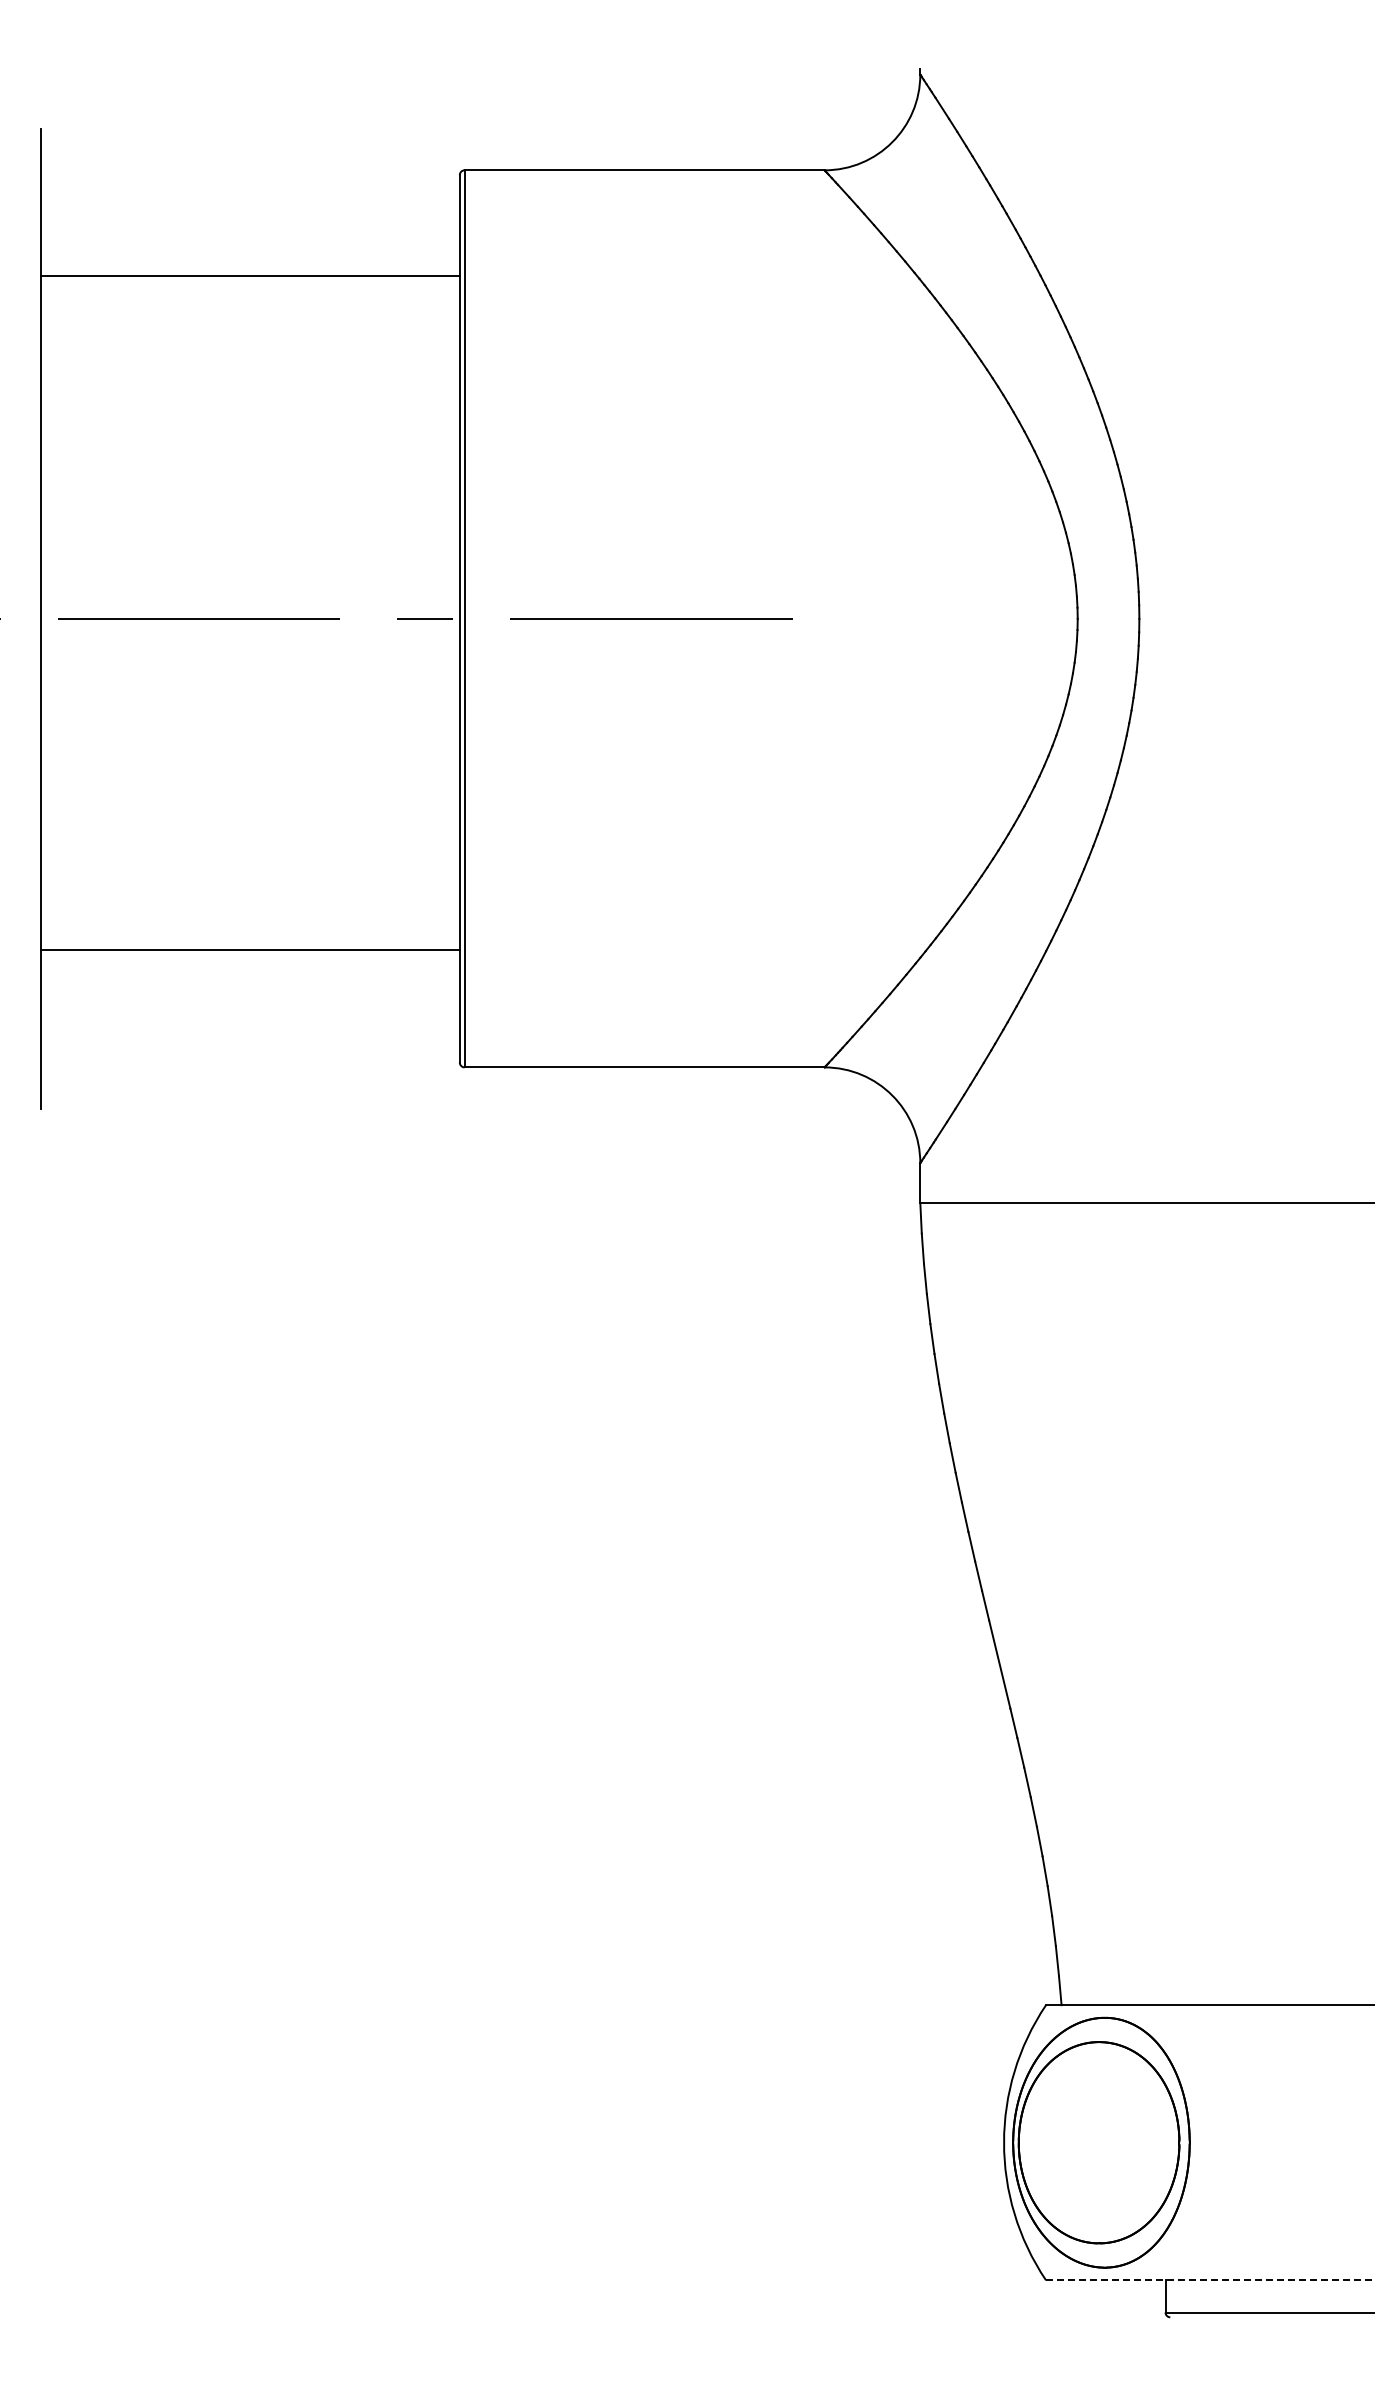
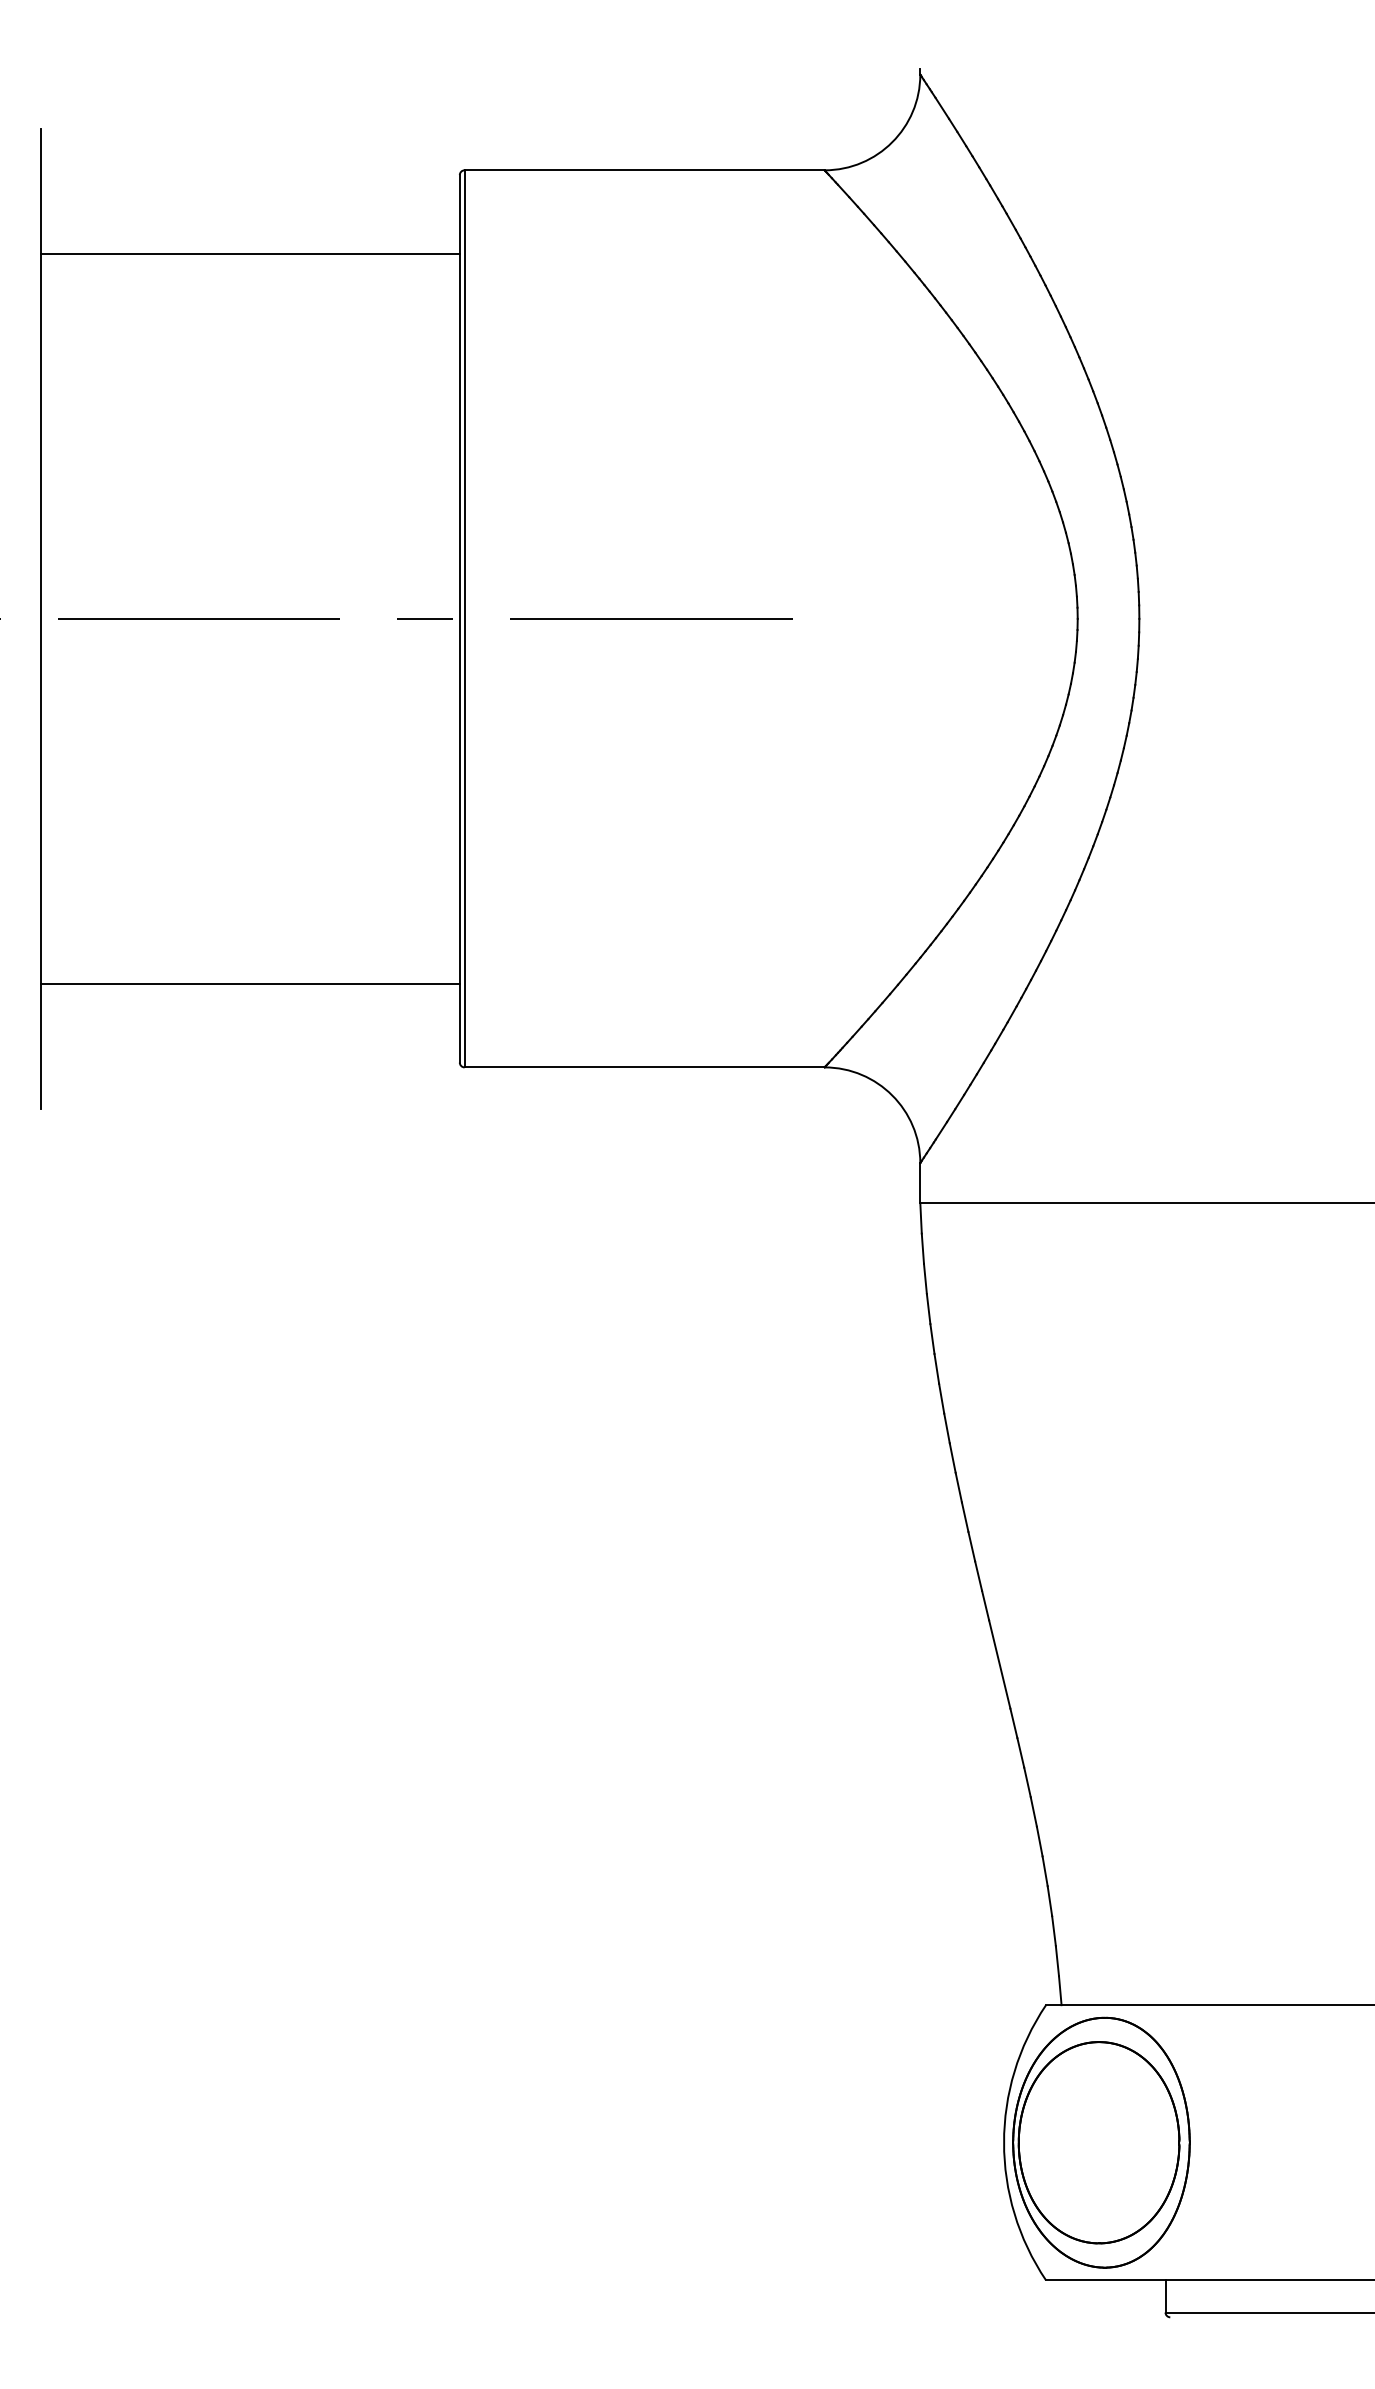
line position: (250, 276) -> (250, 254) (250, 254)
line position: (250, 949) -> (250, 983) (250, 983)
line: dashed -> solid (1210, 2280)
